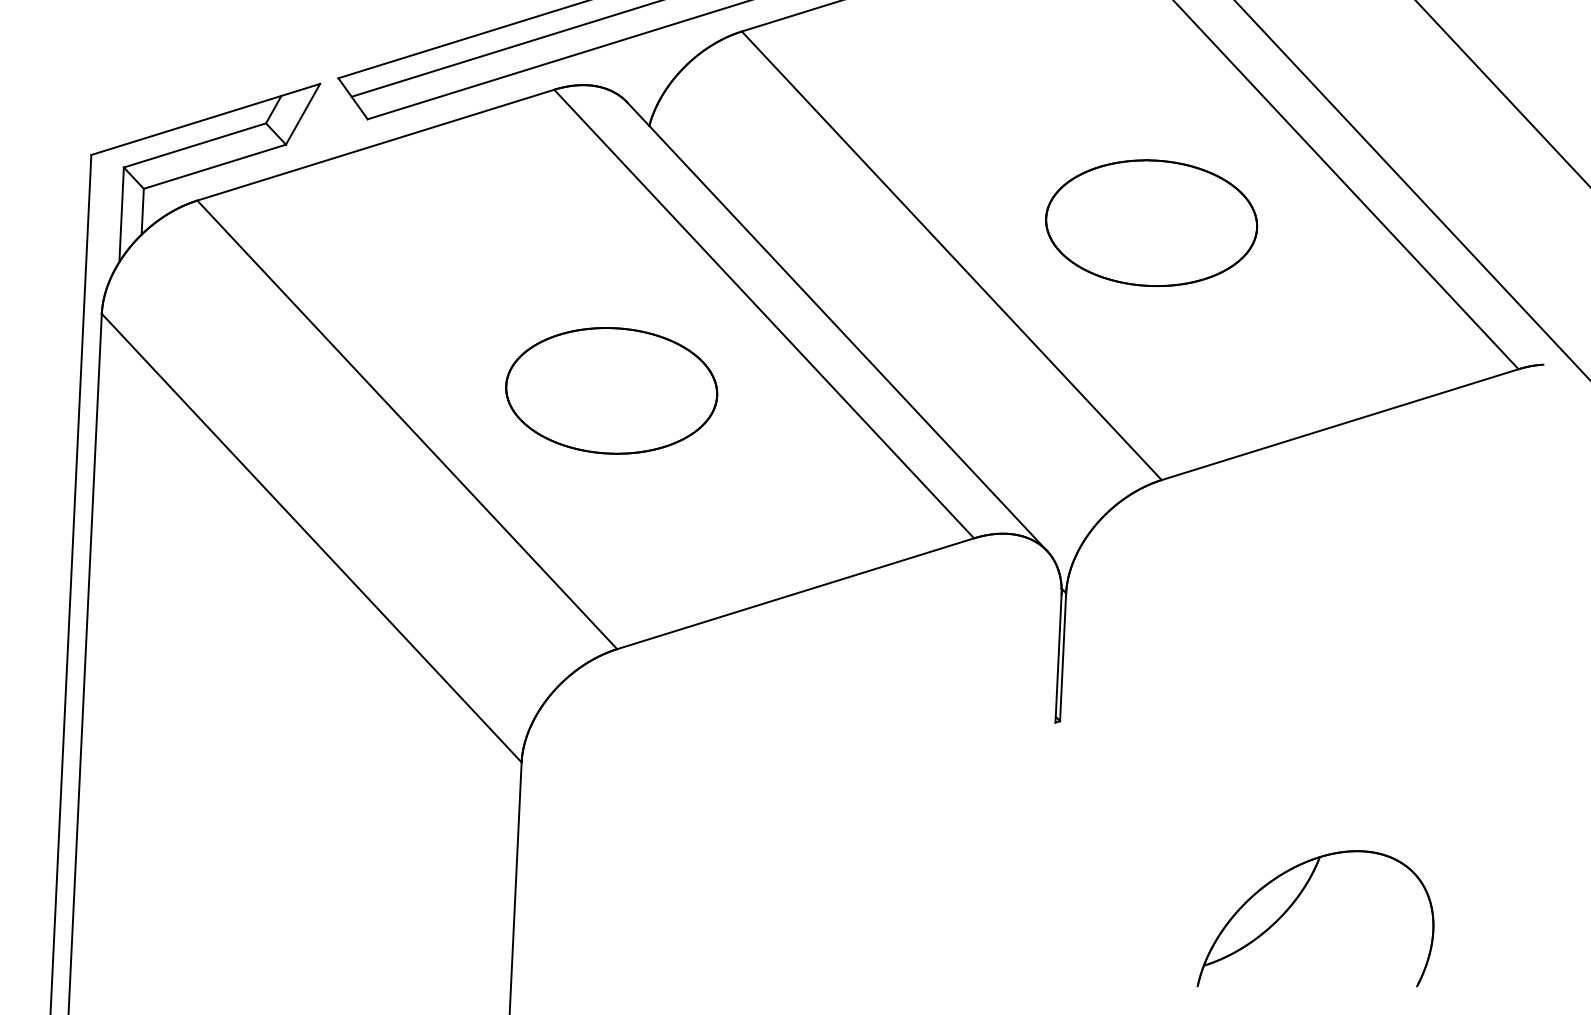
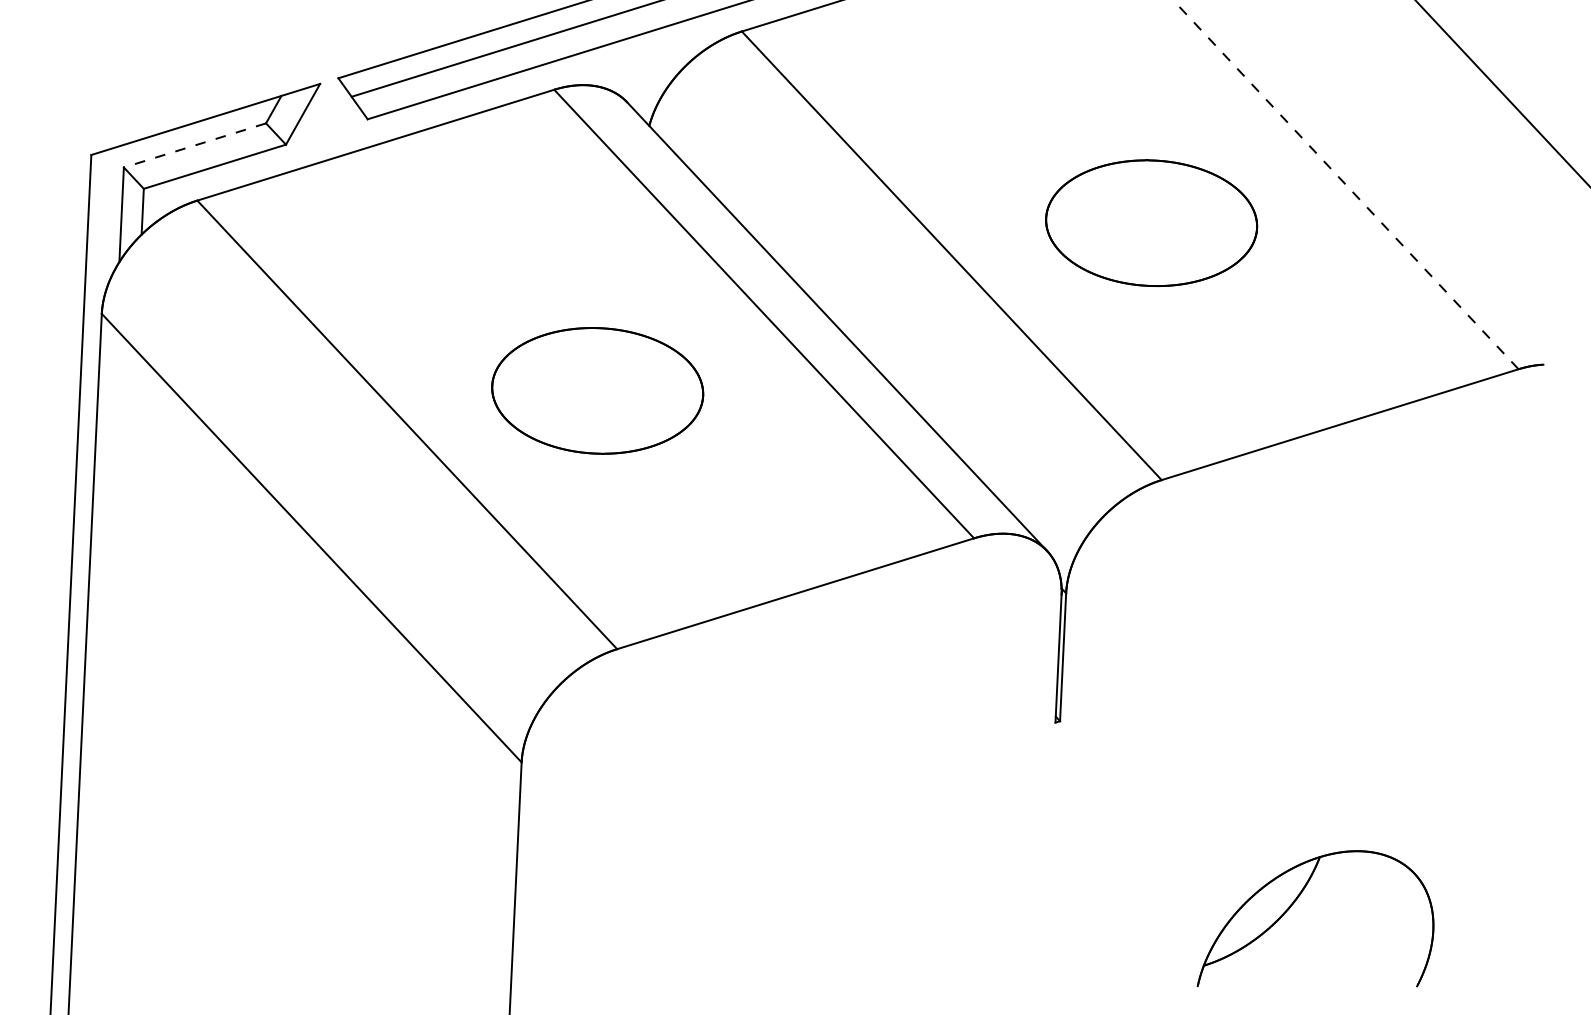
line: solid -> dashed (194, 145)
line: solid -> dashed (1345, 184)
line: present -> none (1411, 189)
part position: (611, 390) -> (597, 390) (597, 390)
